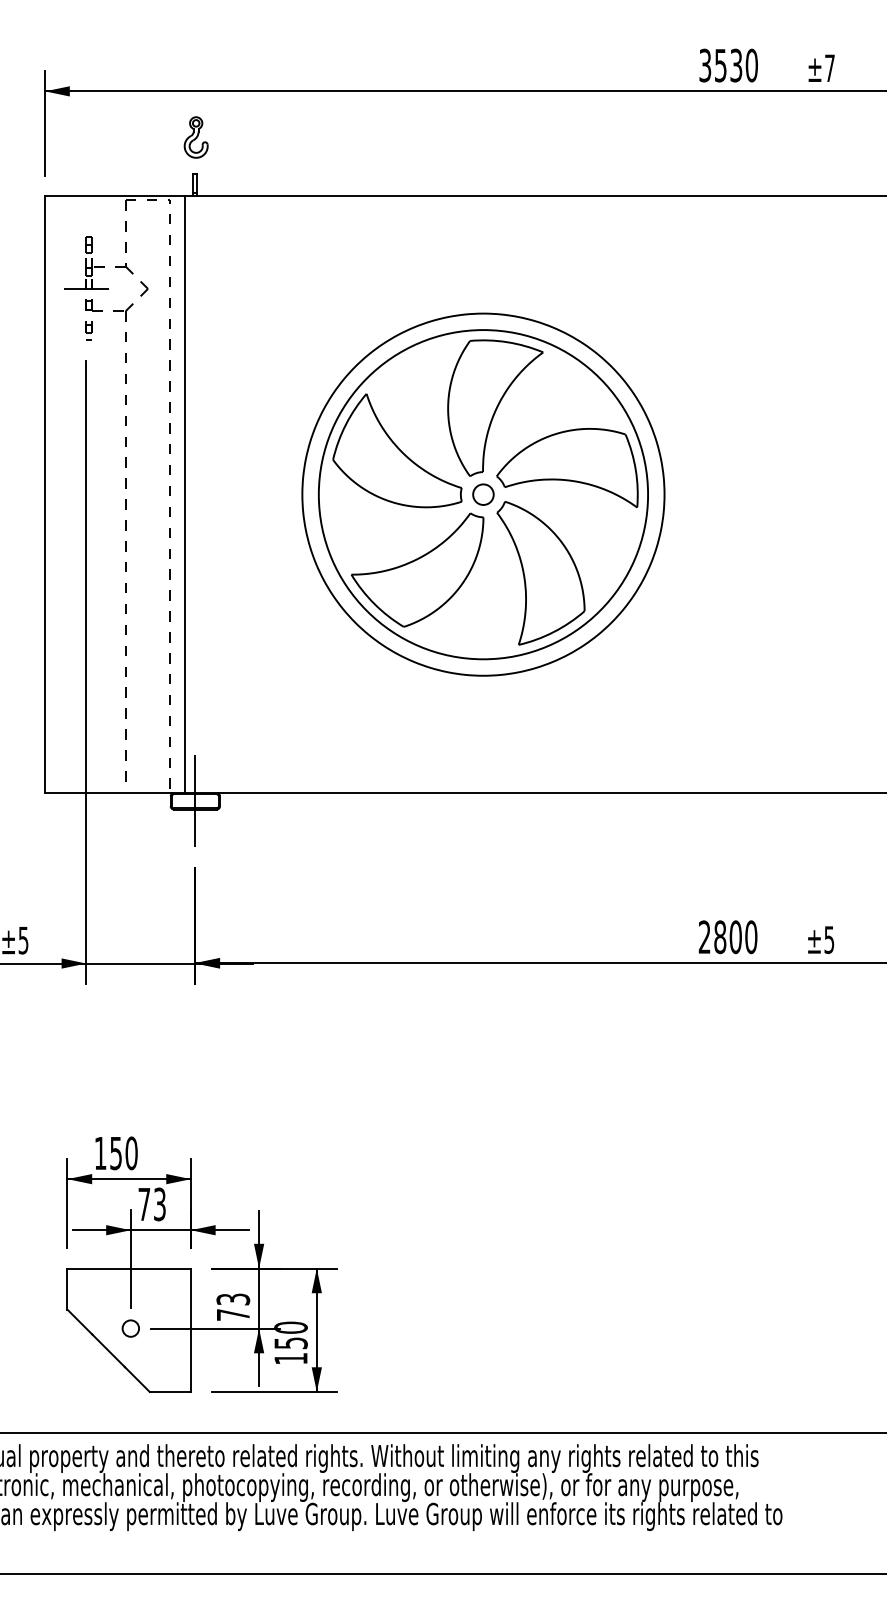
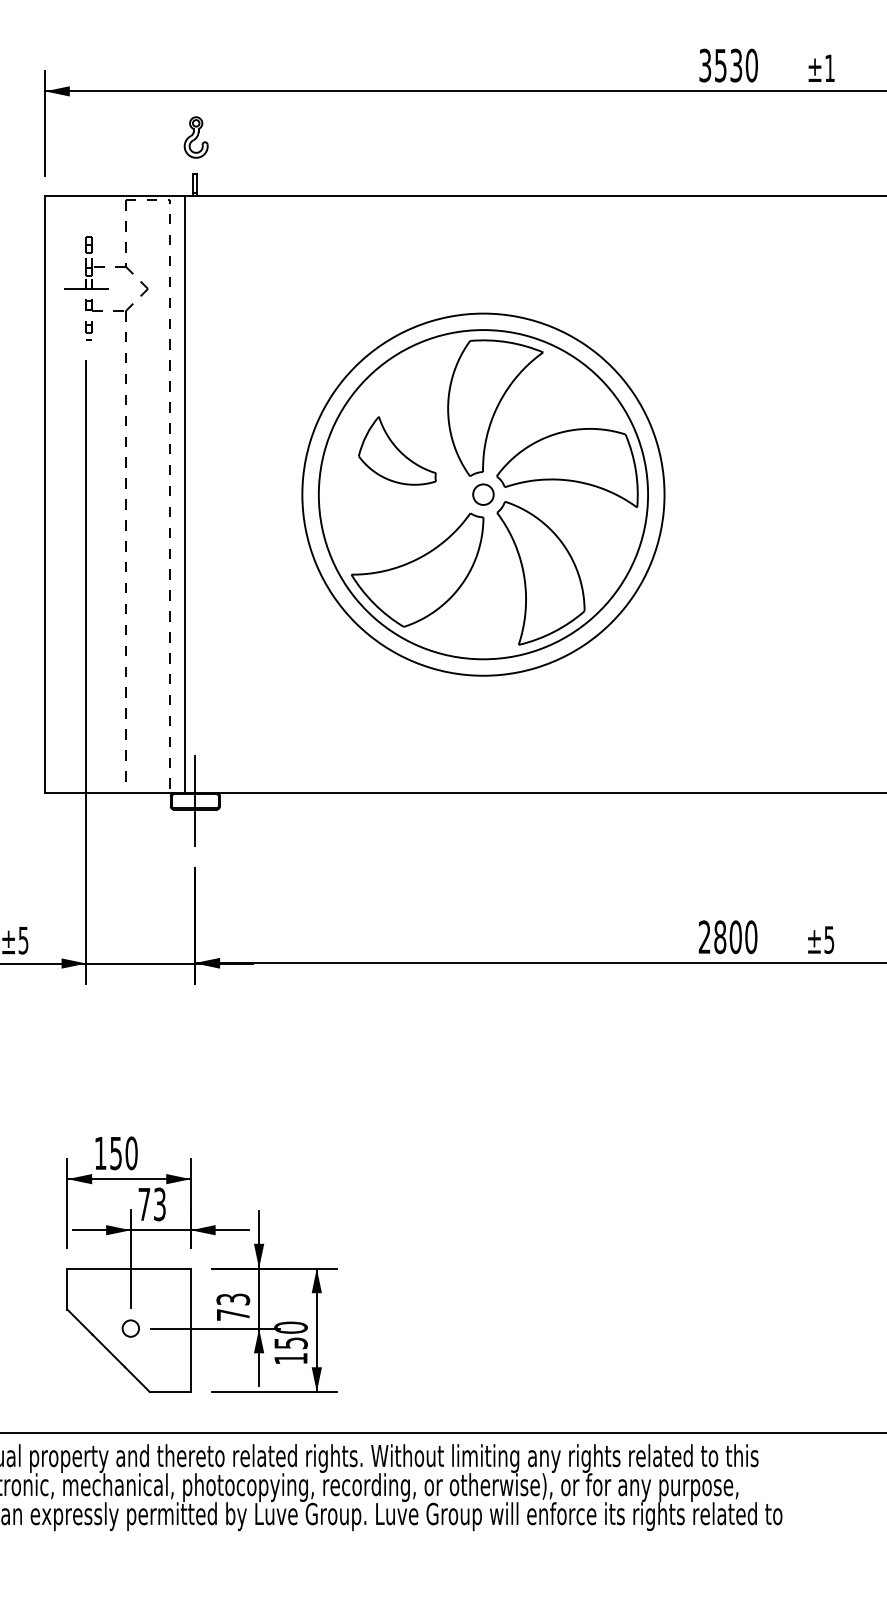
text: ±7 -> ±1 (829, 67)
part size: 131x116 px -> 79x70 px (397, 450)
line: present -> none (442, 1574)
